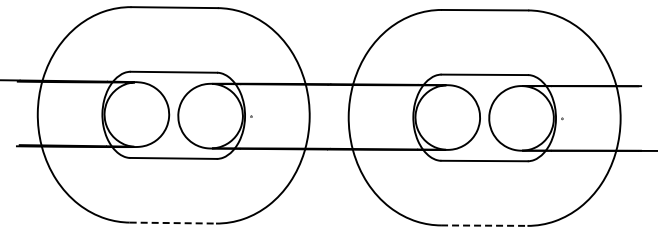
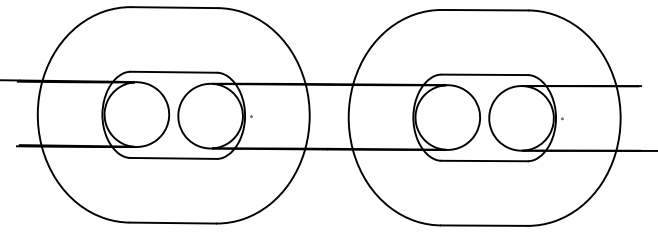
line: dashed -> solid (173, 223)
line: dashed -> solid (484, 225)
